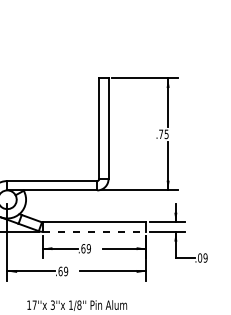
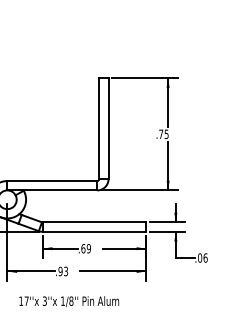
line: dashed -> solid (94, 231)
text: .09 -> .06 (205, 257)
text: .69 -> .93 (63, 271)
text position: (77, 305) -> (69, 301) (69, 301)
